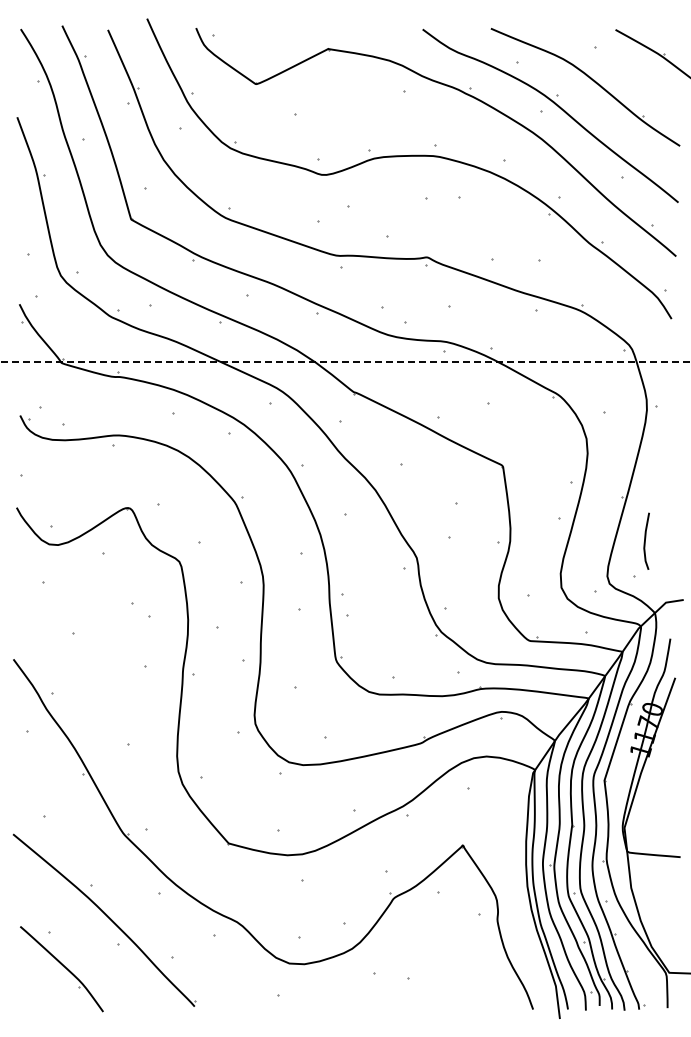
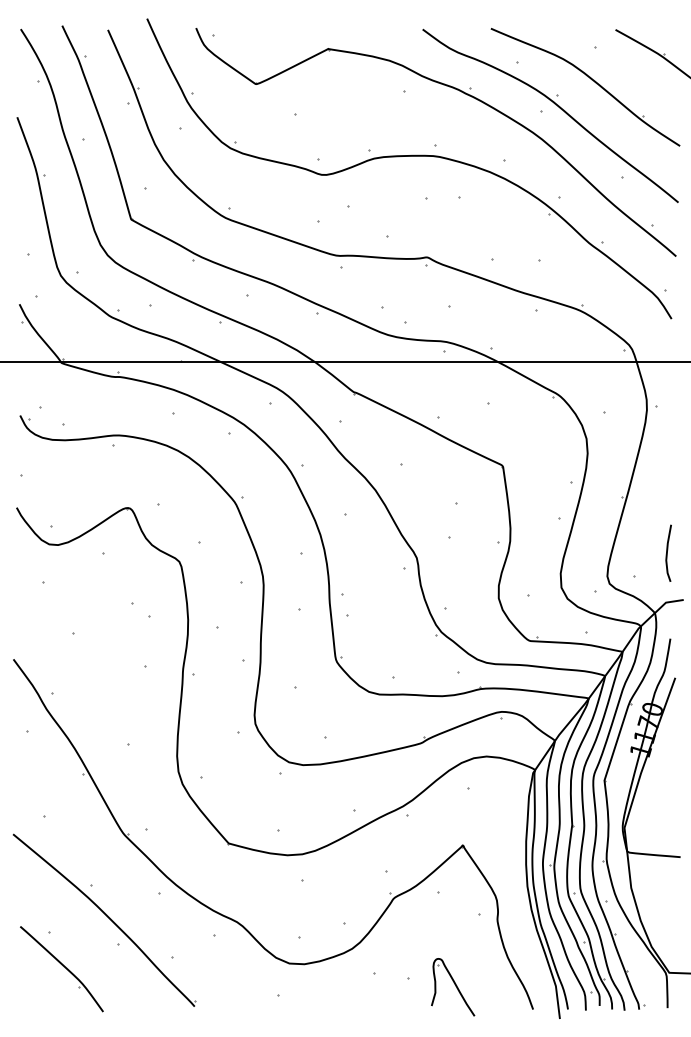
line: dashed -> solid (345, 362)
line position: (645, 540) -> (667, 552) (667, 552)
part: none -> present (453, 987)
